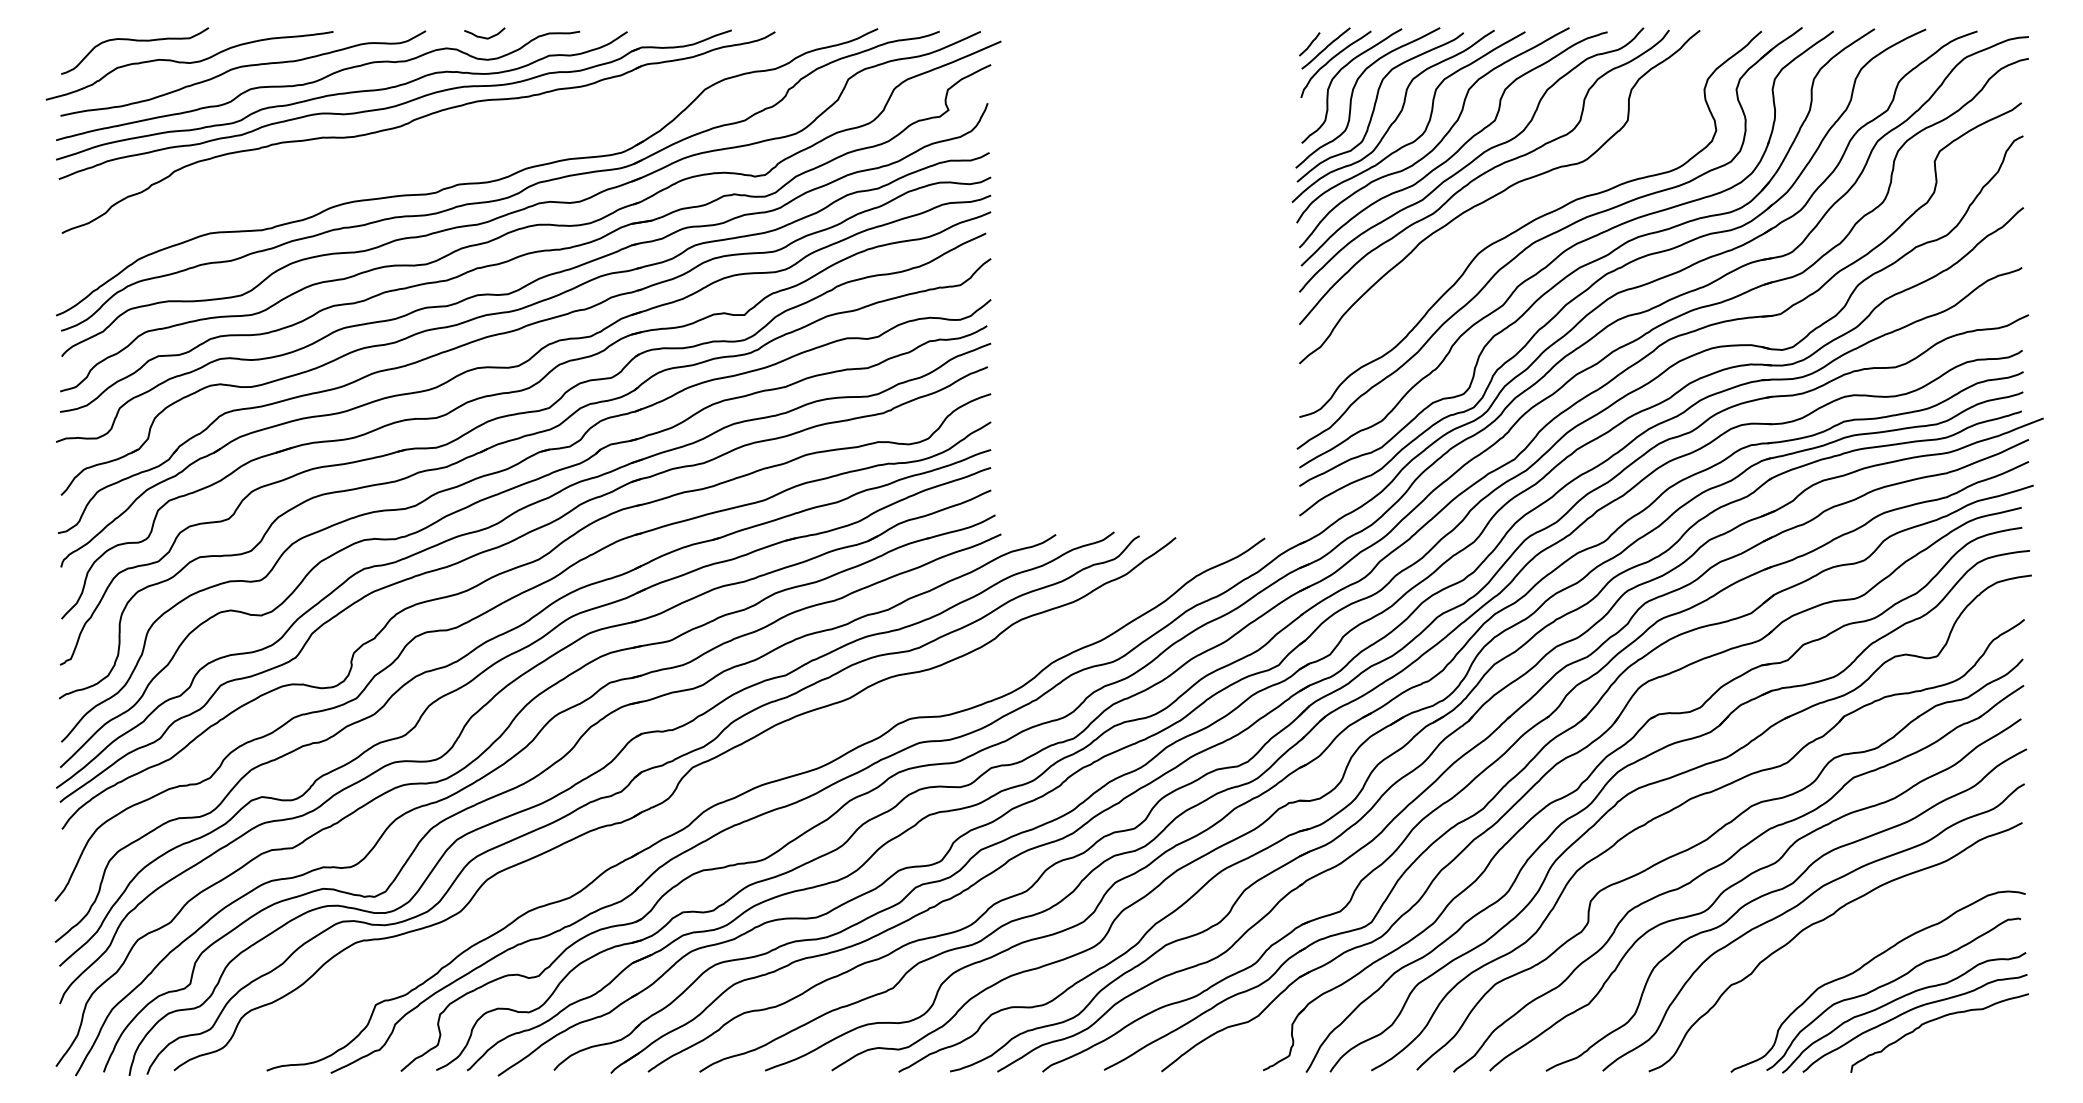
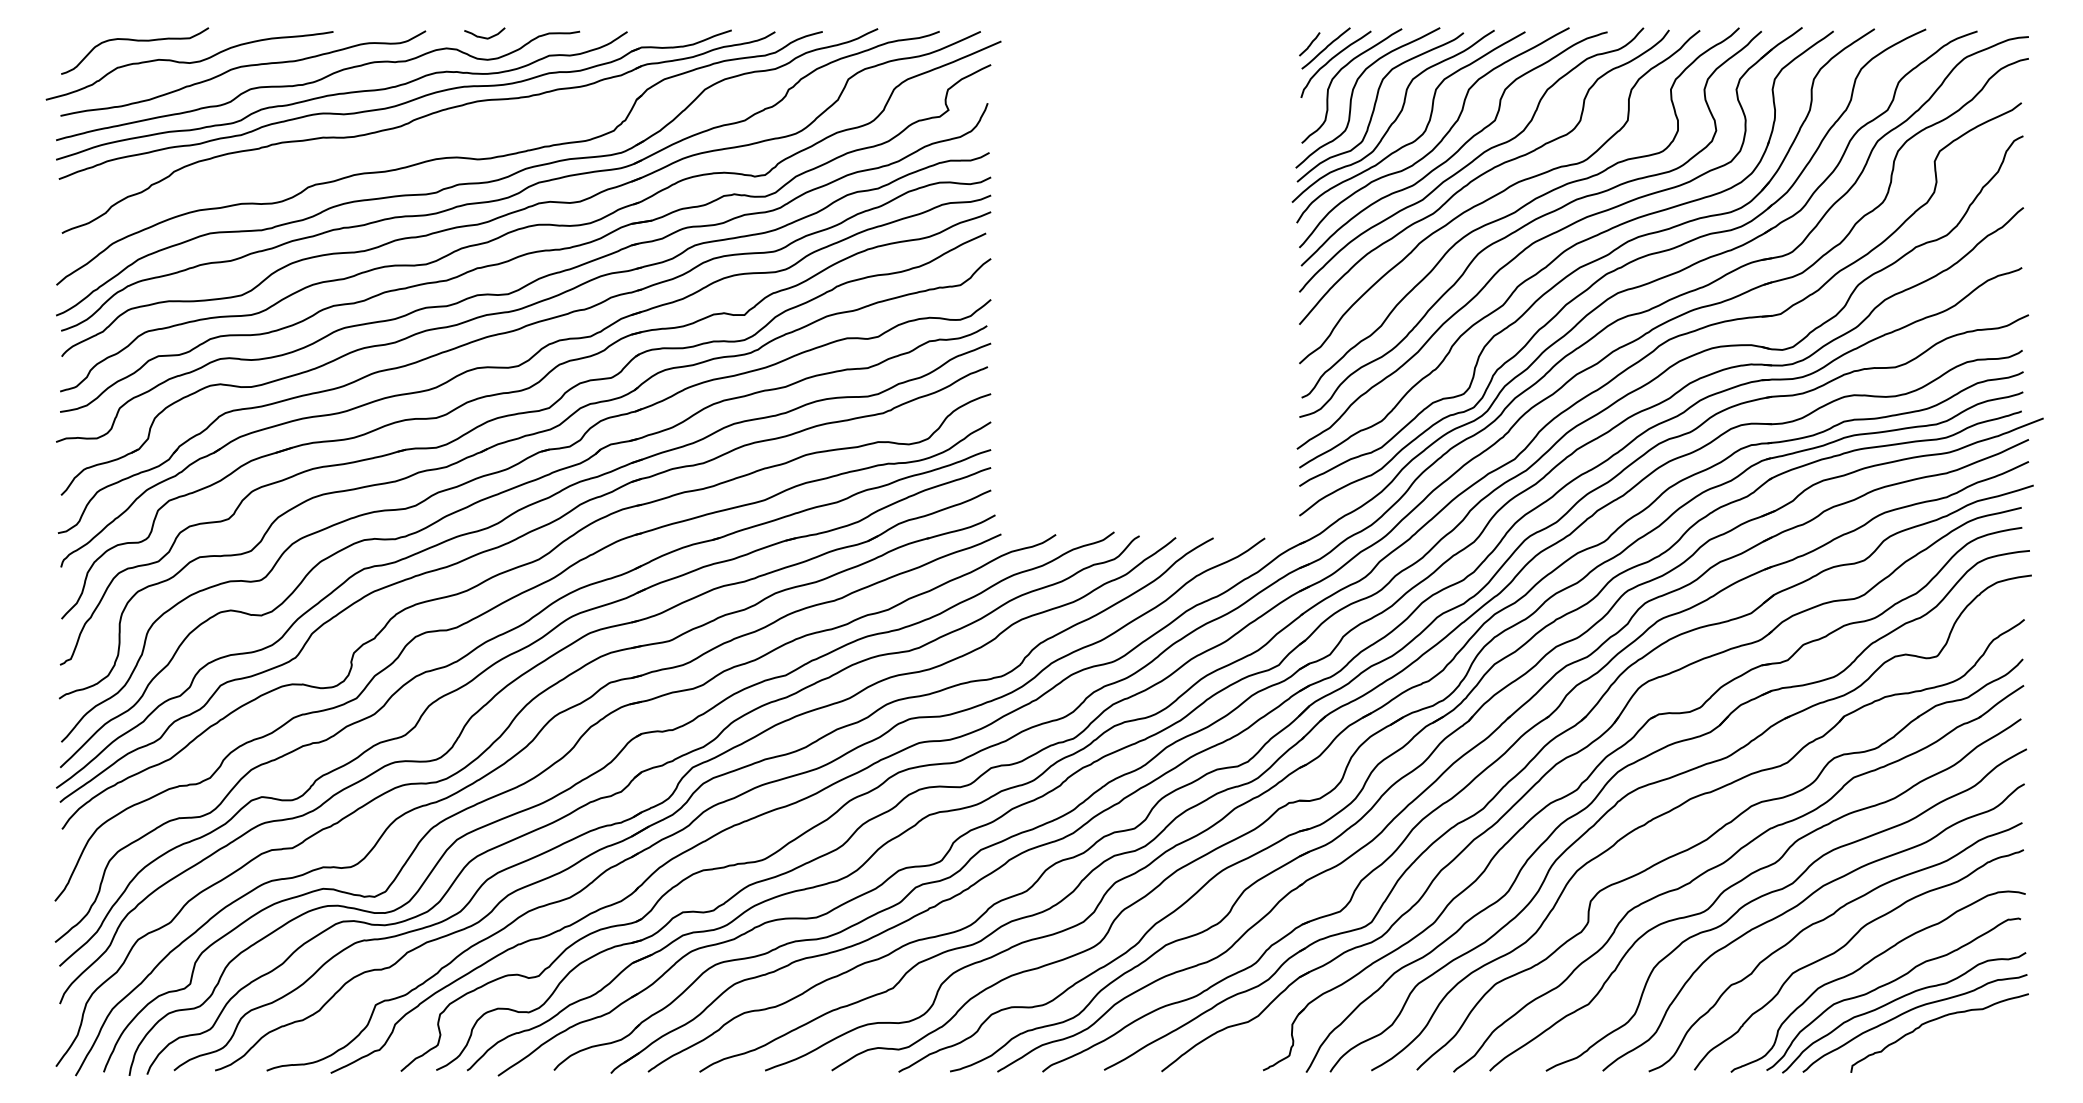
part: none -> present (439, 158)
curve: none -> present (1519, 210)
part: none -> present (699, 788)
curve: none -> present (1845, 946)
